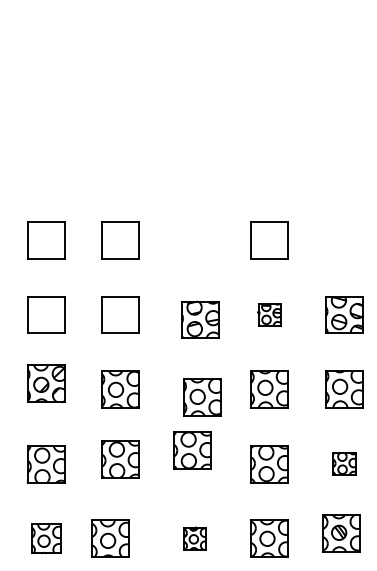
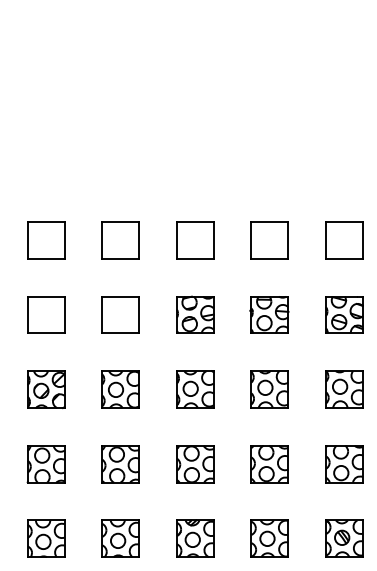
part: none -> present (195, 240)
part: none -> present (344, 240)
part size: 25x24 px -> 41x38 px (269, 314)
part position: (200, 319) -> (195, 314) (195, 314)
part position: (46, 383) -> (46, 389) (46, 389)
part position: (202, 397) -> (195, 389) (195, 389)
part position: (192, 450) -> (195, 464) (195, 464)
part position: (120, 459) -> (120, 464) (120, 464)
part size: 25x24 px -> 39x39 px (344, 464)
part position: (341, 533) -> (344, 538) (344, 538)
part size: 31x32 px -> 39x39 px (46, 538)
part position: (110, 538) -> (120, 538) (120, 538)
part size: 24x25 px -> 39x39 px (195, 538)
